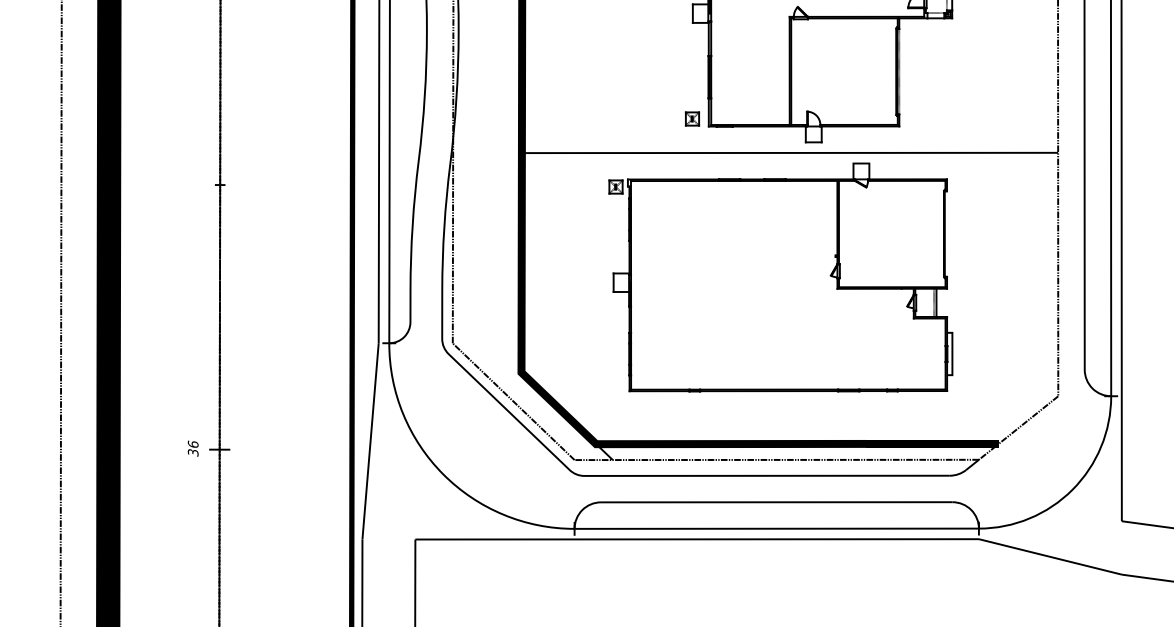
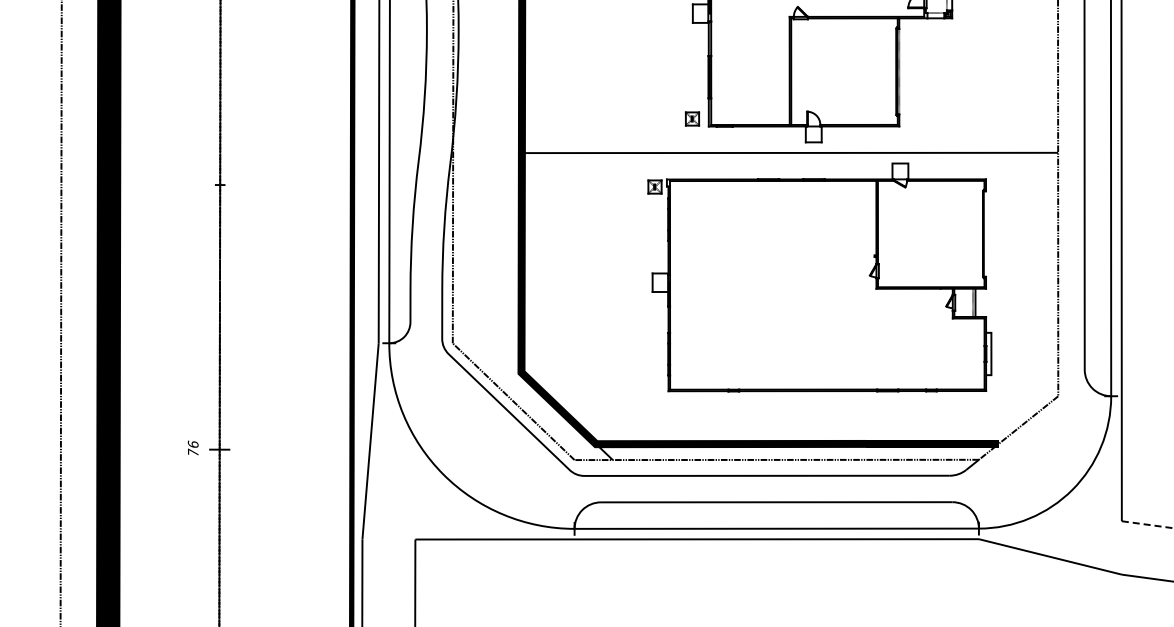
part position: (780, 277) -> (819, 277) (819, 277)
text: 36 -> 76 (192, 452)
line: solid -> dashed (1147, 524)
